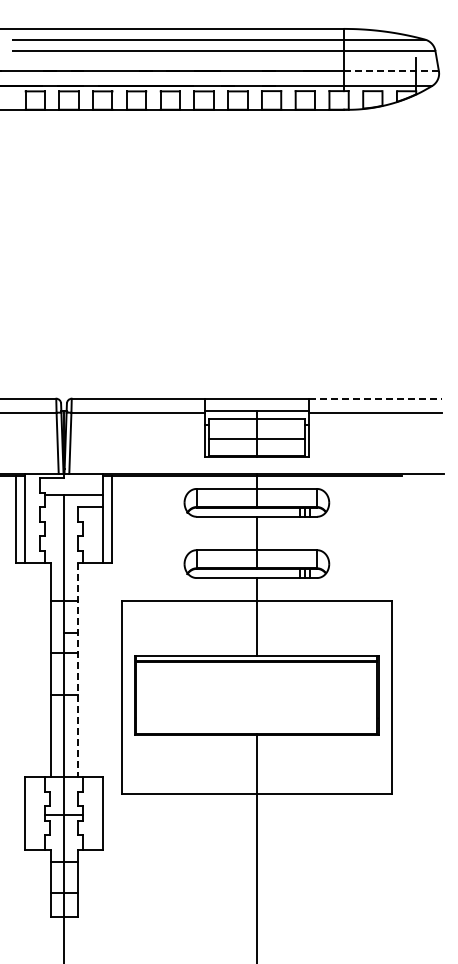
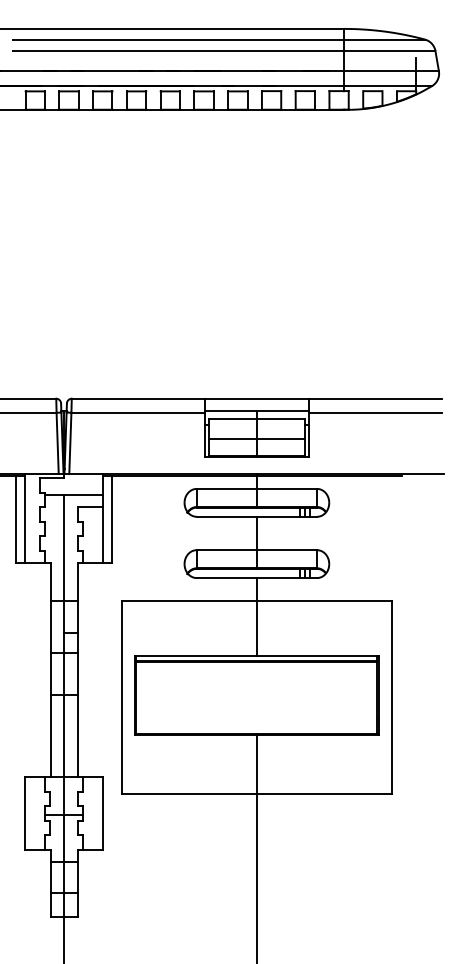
line: dashed -> solid (391, 71)
line: dashed -> solid (375, 398)
line: dashed -> solid (77, 670)
